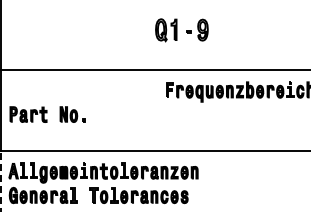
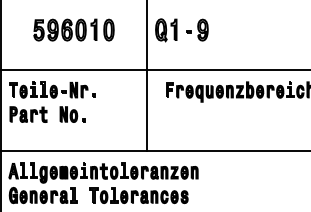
part: none -> present (73, 29)
line: none -> present (147, 76)
part: none -> present (52, 89)
line: dashed -> solid (1, 180)
